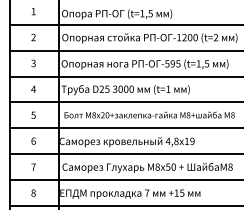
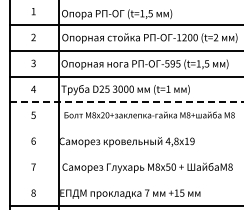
line: solid -> dashed (126, 102)
line: present -> none (124, 128)
line: present -> none (124, 154)
line: present -> none (124, 180)
